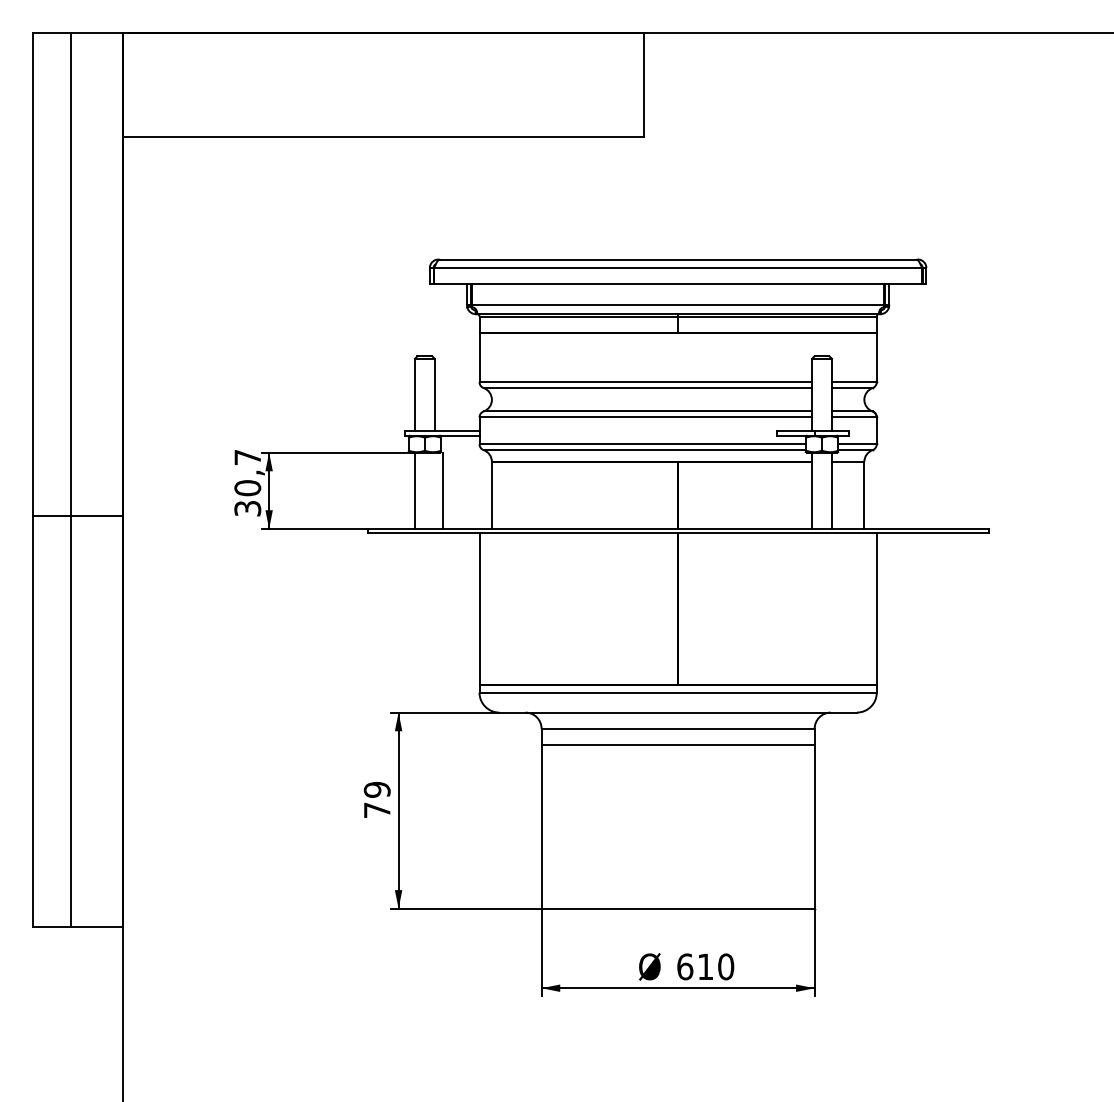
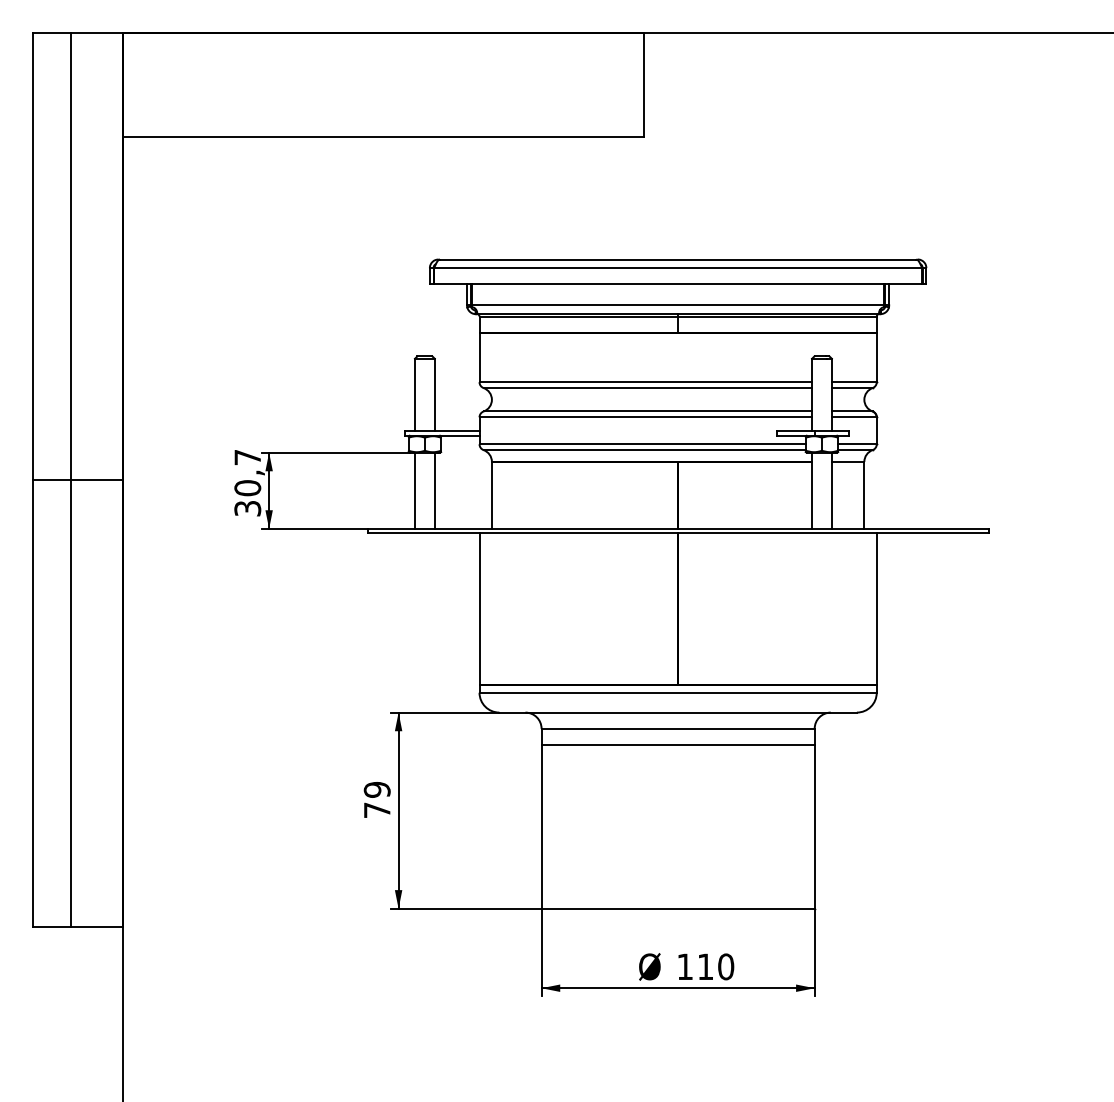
line position: (442, 490) -> (434, 490) (434, 490)
line position: (77, 515) -> (77, 479) (77, 479)
text: 610 -> 110 (685, 966)
